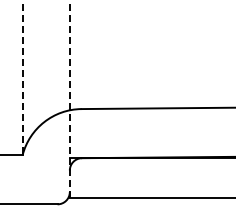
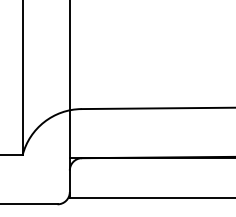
line: dashed -> solid (22, 78)
line: dashed -> solid (69, 98)
